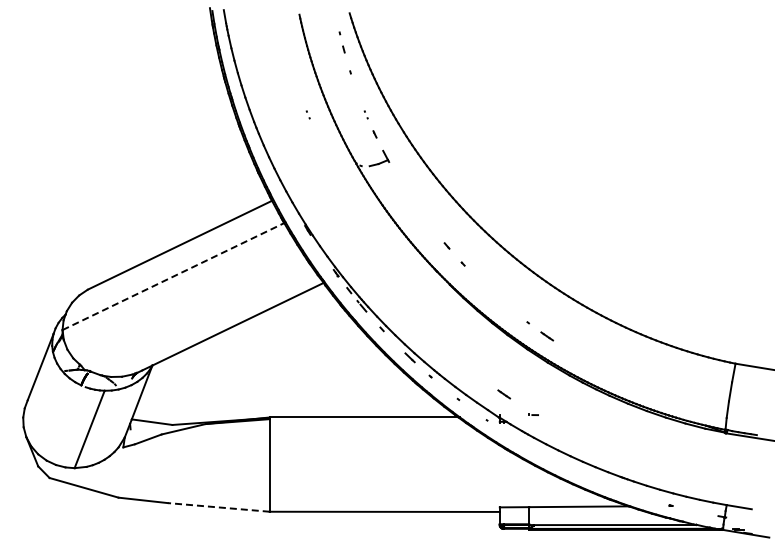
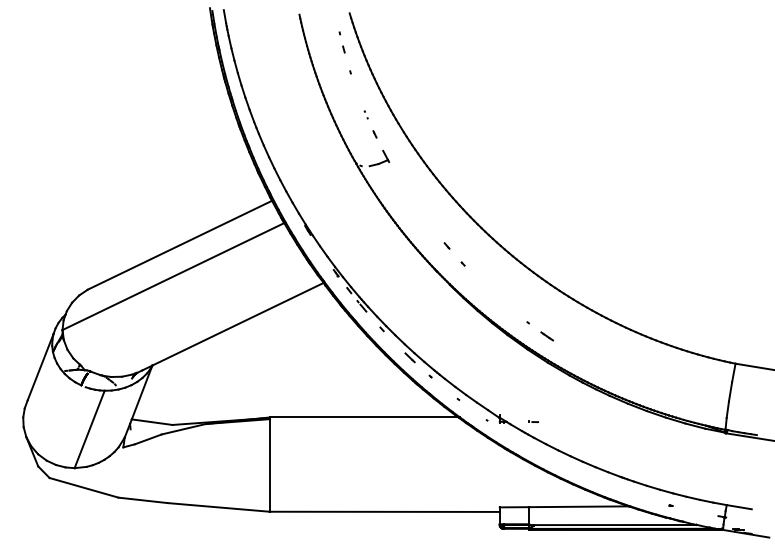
part: present -> none (307, 114)
line: dashed -> solid (173, 276)
line: present -> none (504, 394)
part position: (533, 414) -> (533, 421) (533, 421)
line: dashed -> solid (218, 507)
